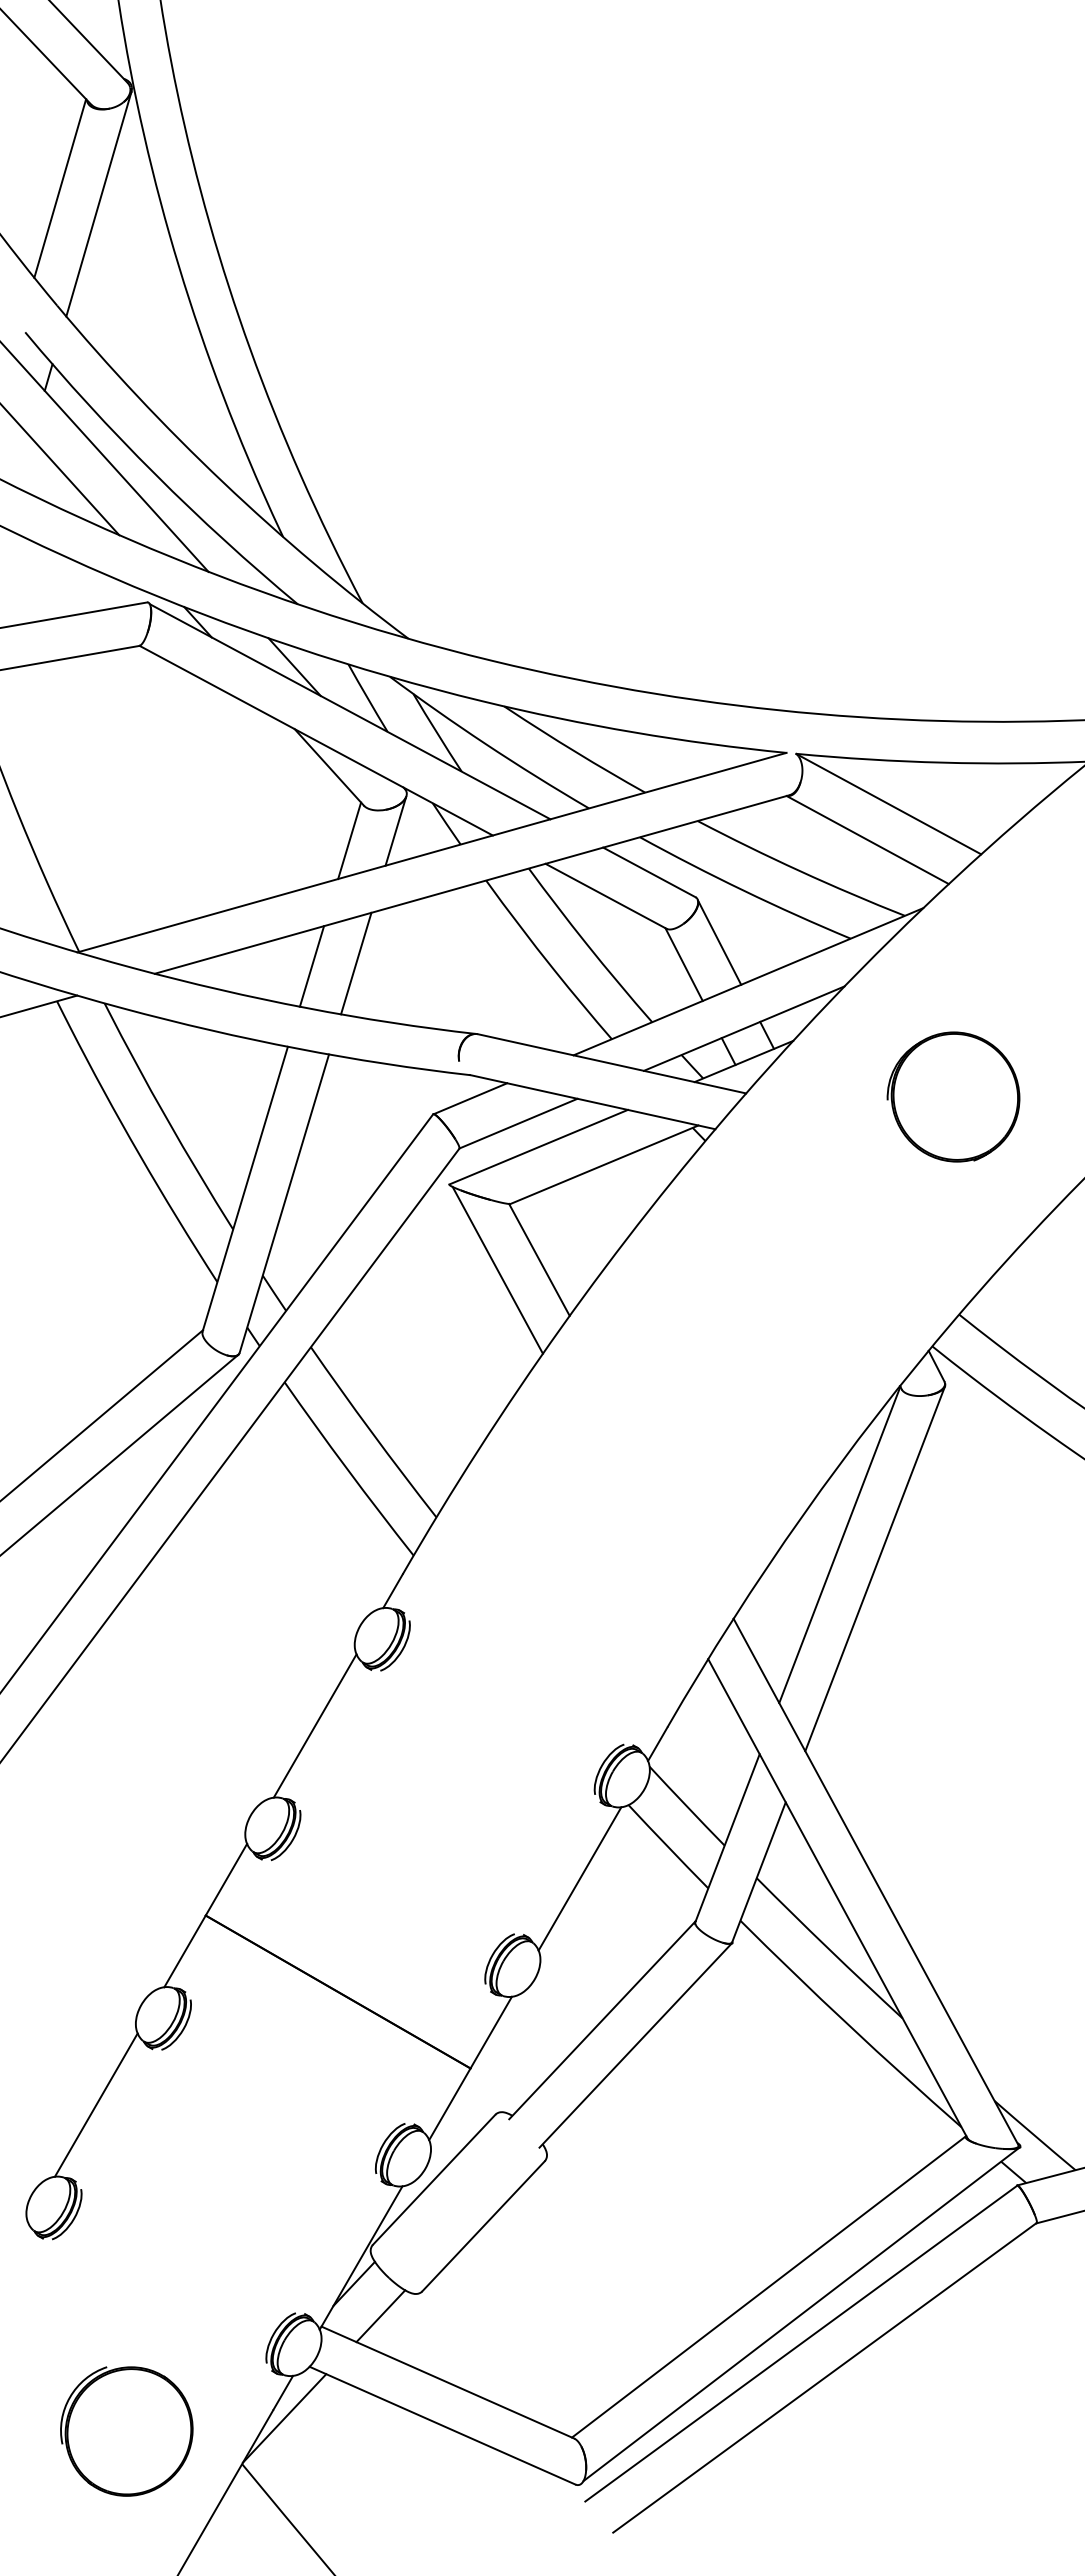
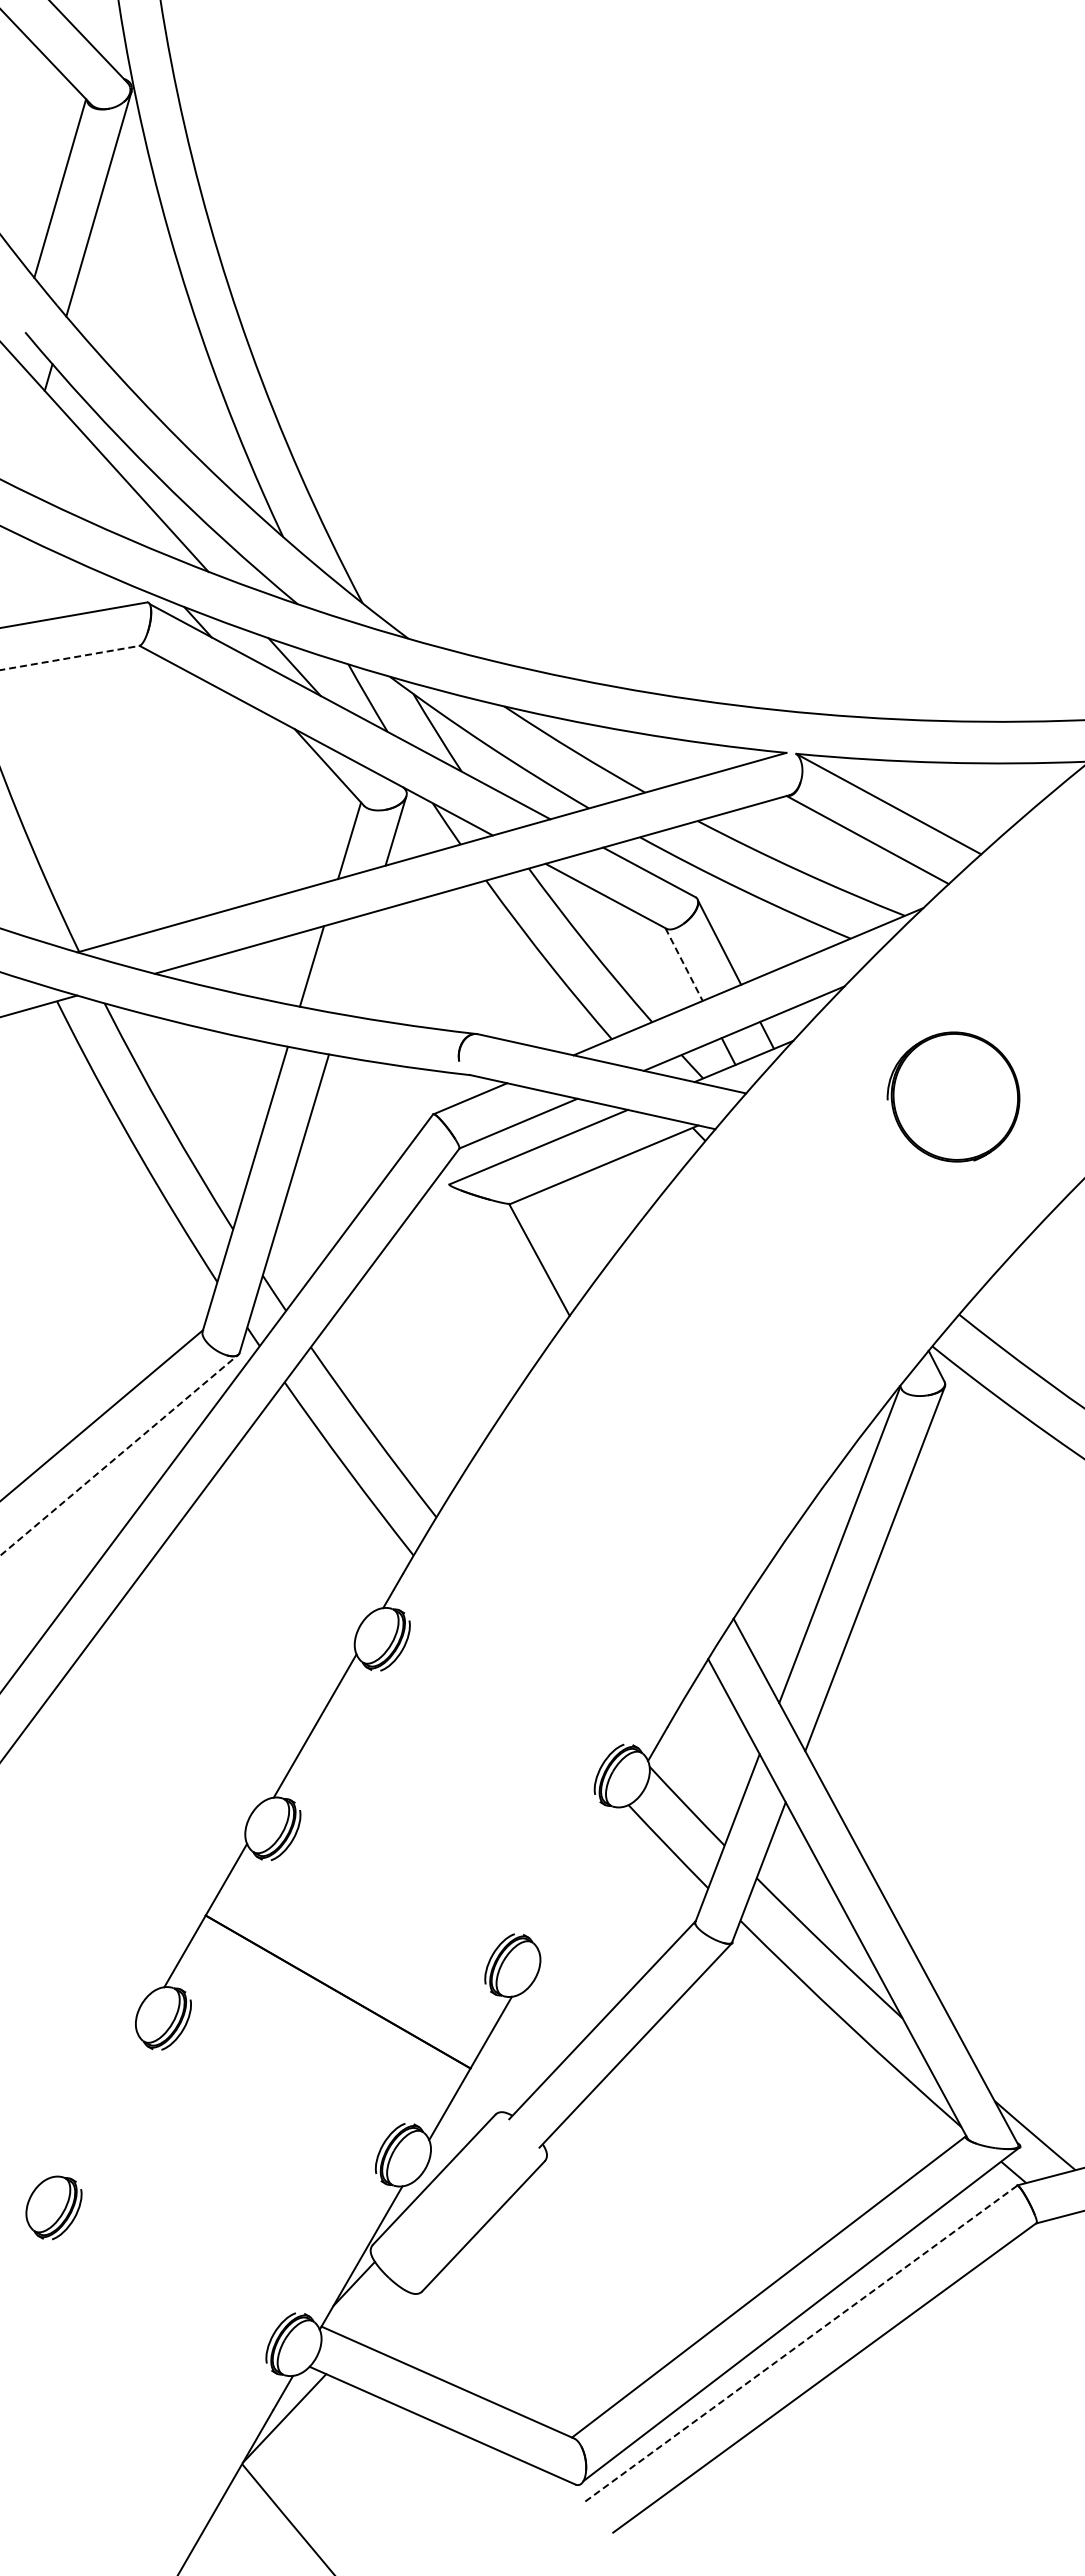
line: present -> none (60, 470)
line: solid -> dashed (70, 657)
line: present -> none (356, 963)
line: solid -> dashed (684, 964)
line: present -> none (497, 1269)
line: solid -> dashed (119, 1454)
line: present -> none (579, 1878)
line: present -> none (95, 2104)
line: present -> none (380, 2316)
line: solid -> dashed (800, 2343)
part: present -> none (126, 2431)
